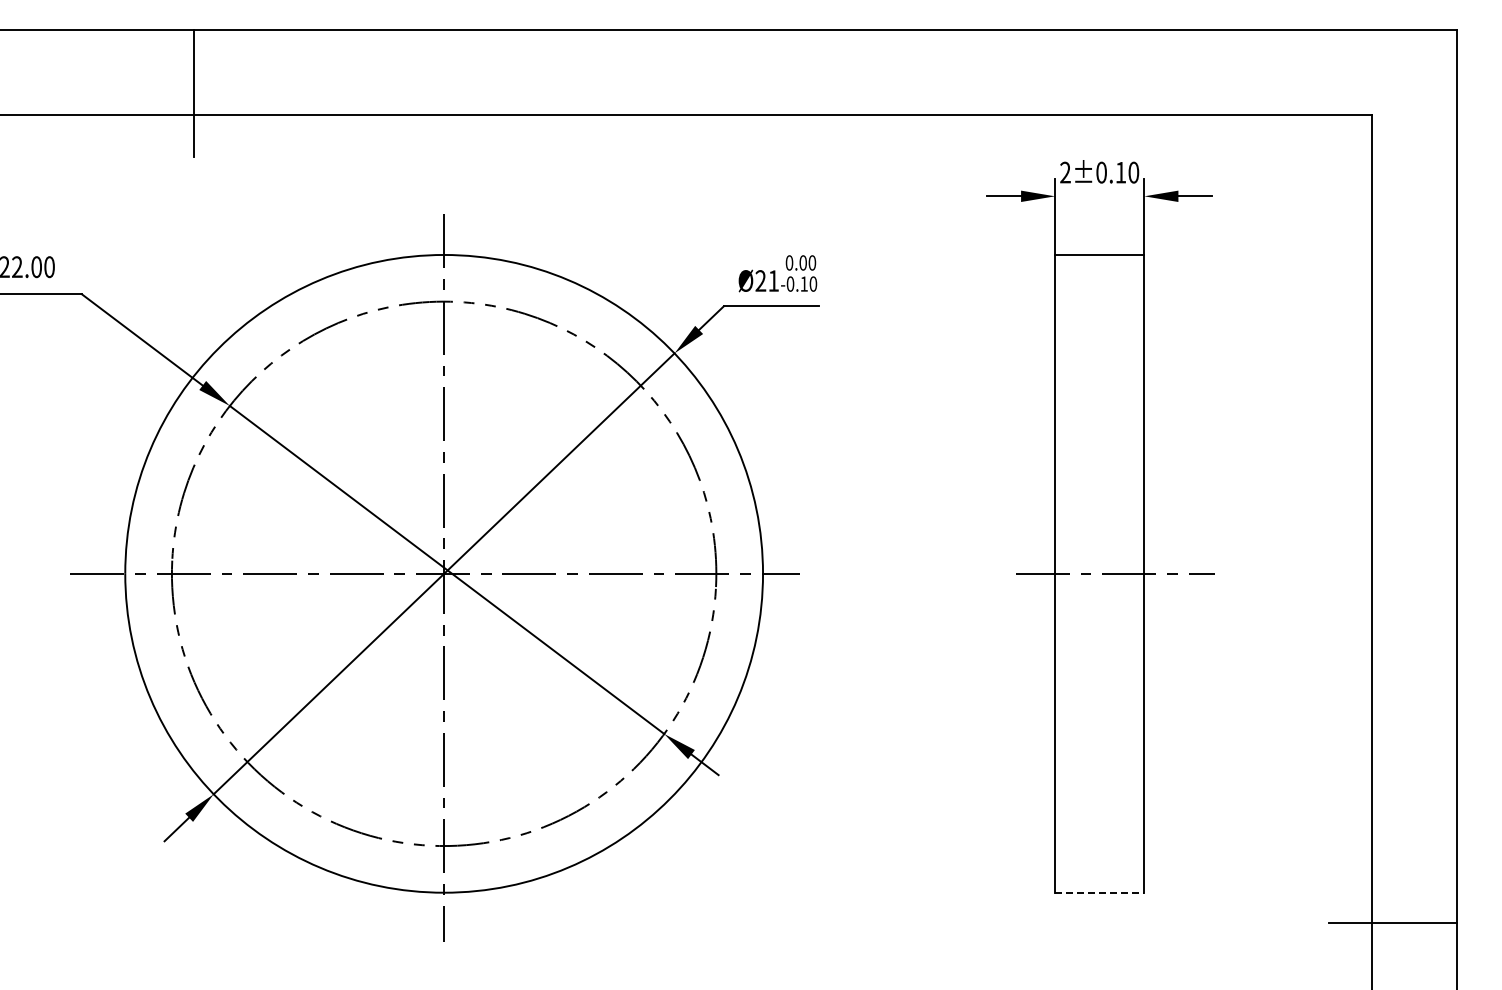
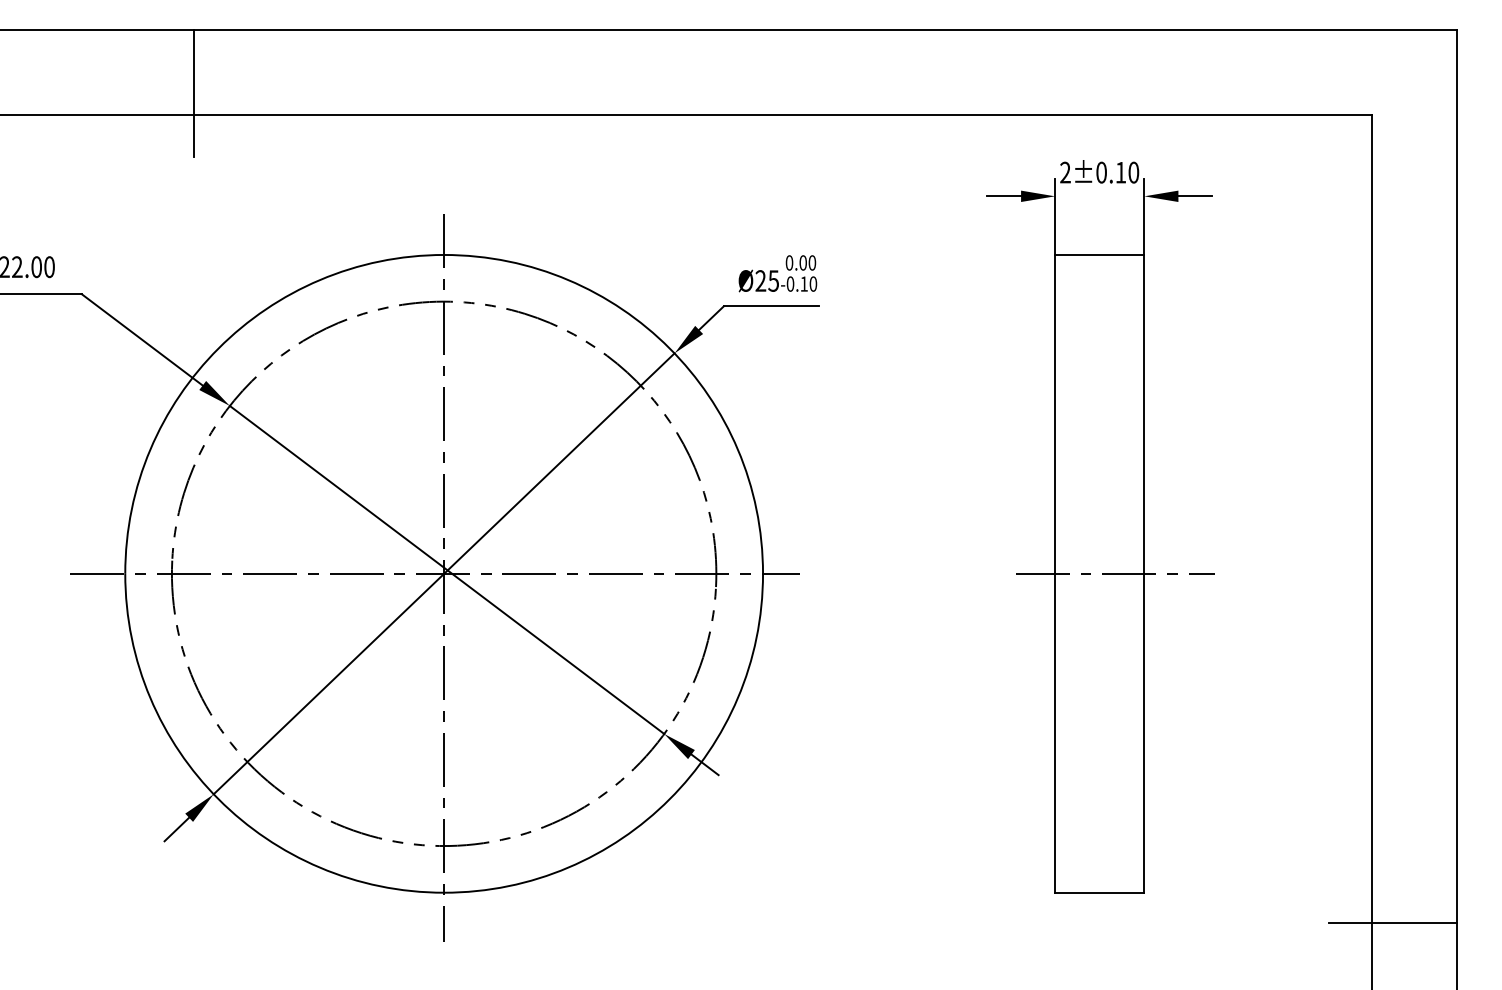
text: Ø21 -> Ø25 (773, 280)
line: dashed -> solid (1099, 892)
